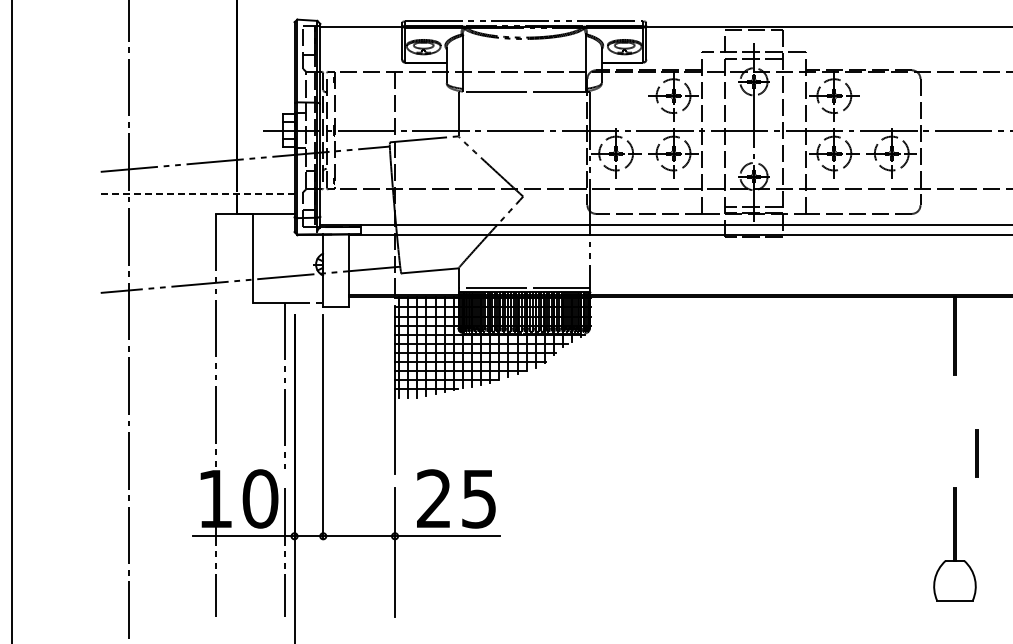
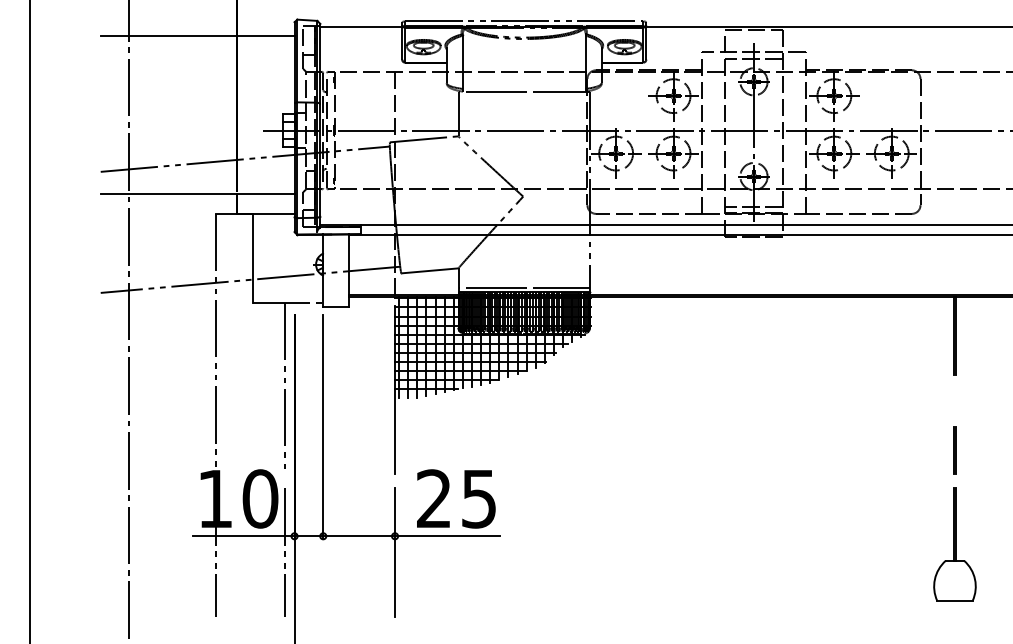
line: none -> present (197, 35)
line: dashed -> solid (197, 193)
line position: (12, 321) -> (30, 321) (30, 321)
line position: (976, 453) -> (954, 450) (954, 450)
